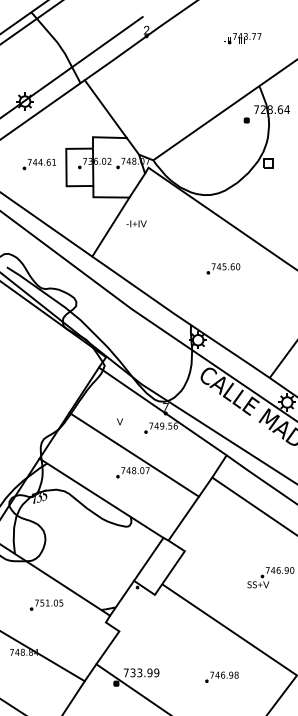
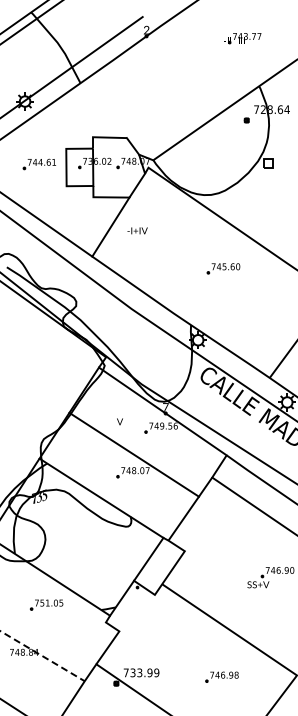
line: present -> none (105, 109)
text position: (136, 223) -> (137, 230) (137, 230)
line: solid -> dashed (42, 656)
